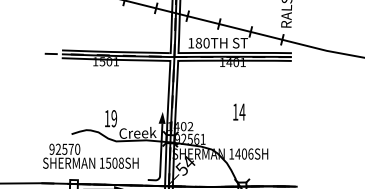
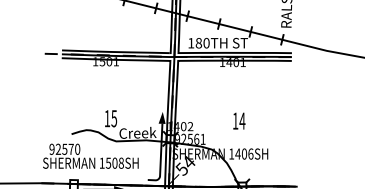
text position: (239, 111) -> (239, 120) (239, 120)
text: 19 -> 15 (114, 118)
